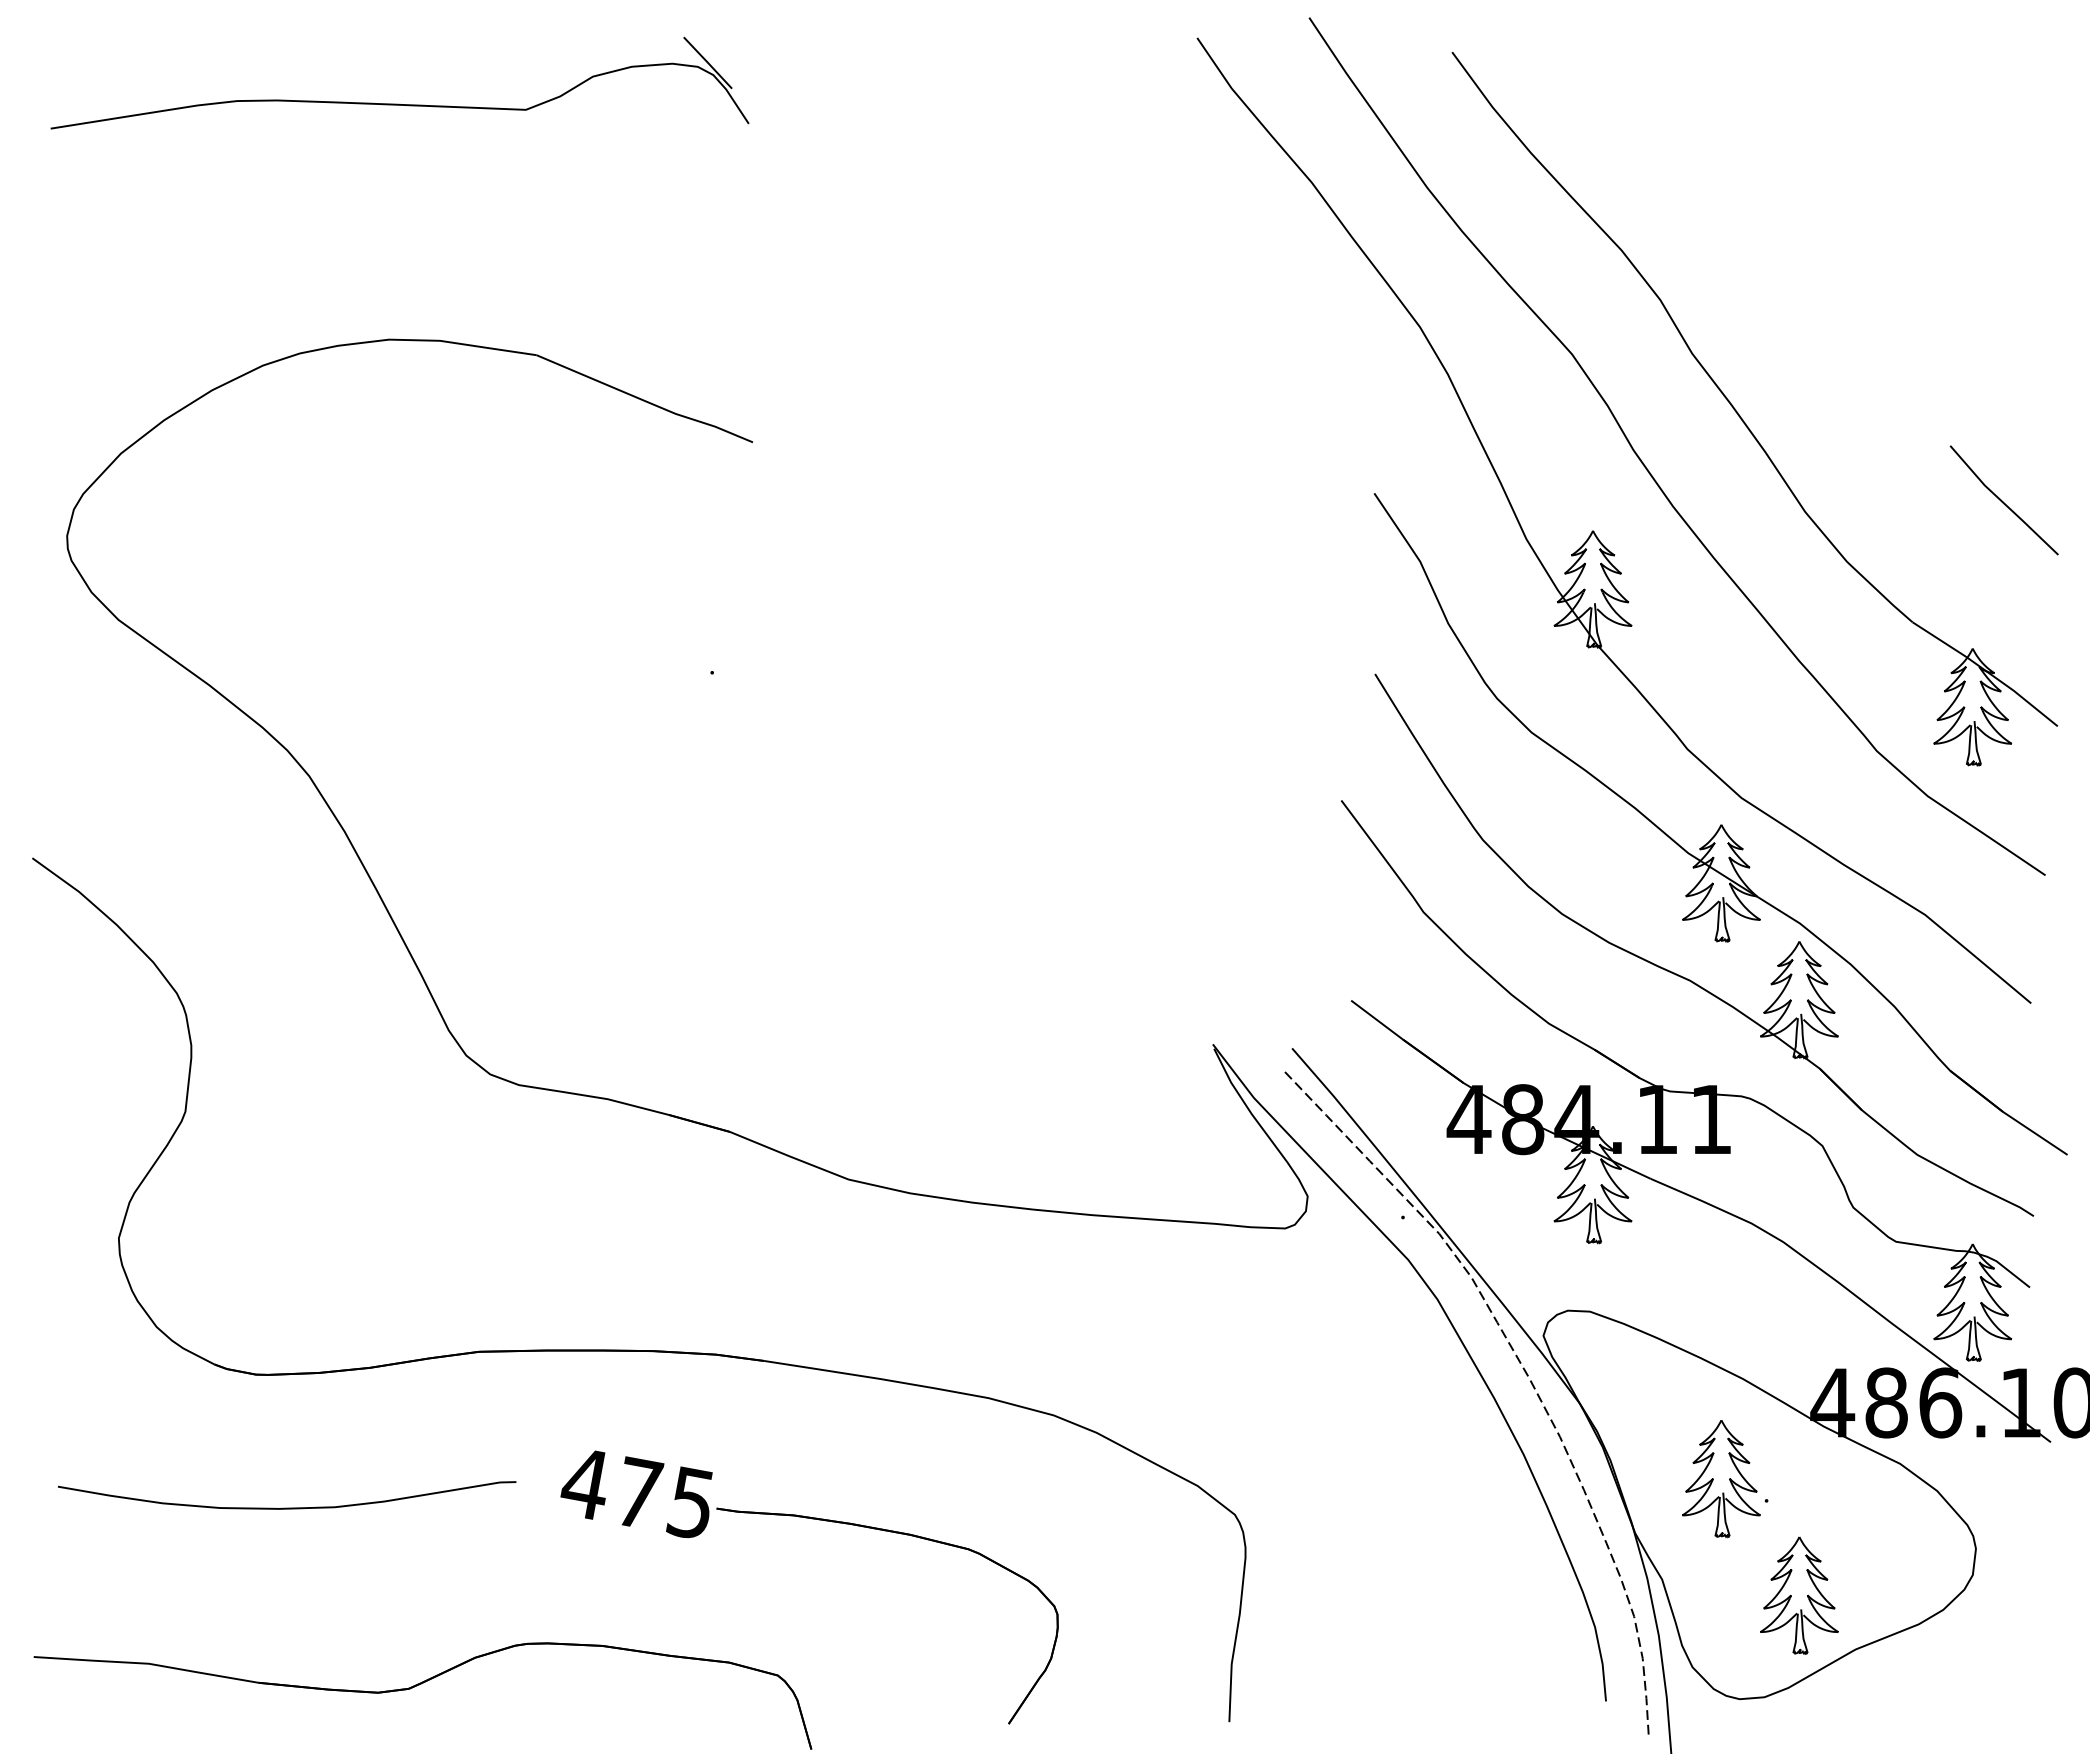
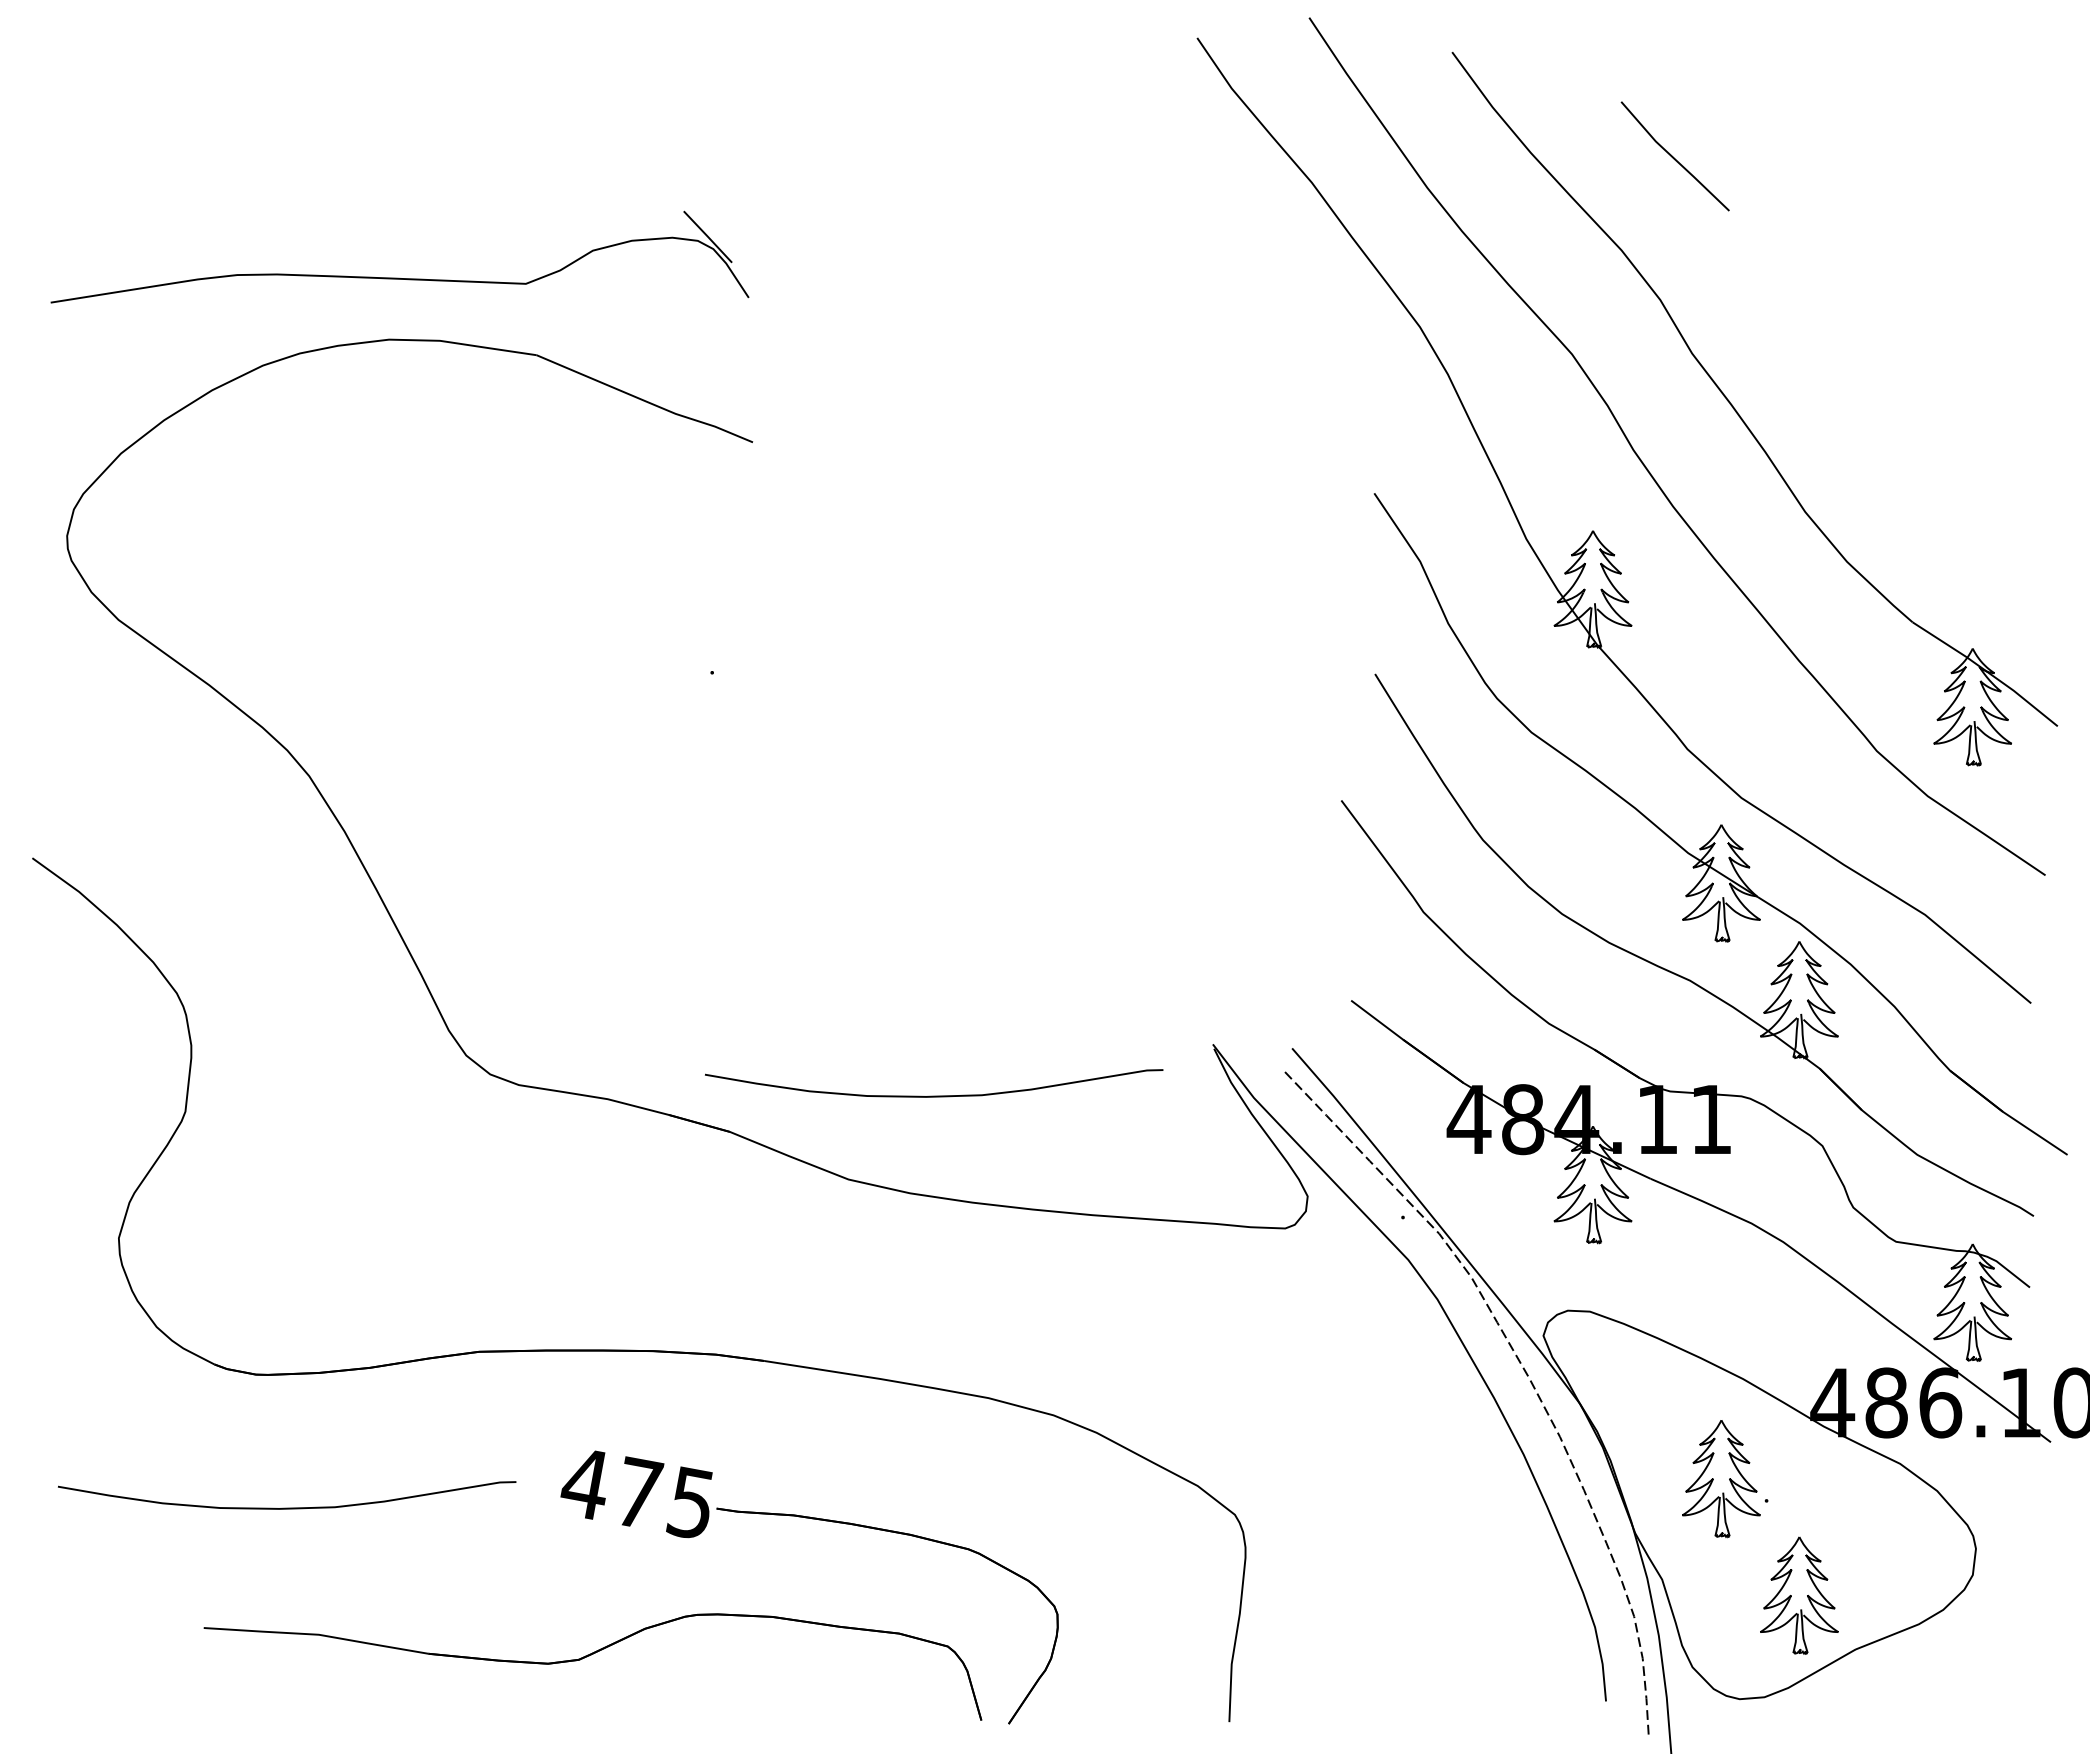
part position: (399, 103) -> (399, 277) (399, 277)
line position: (2002, 500) -> (1673, 156) (1673, 156)
curve: none -> present (934, 1095)
part position: (419, 1685) -> (589, 1656) (589, 1656)
